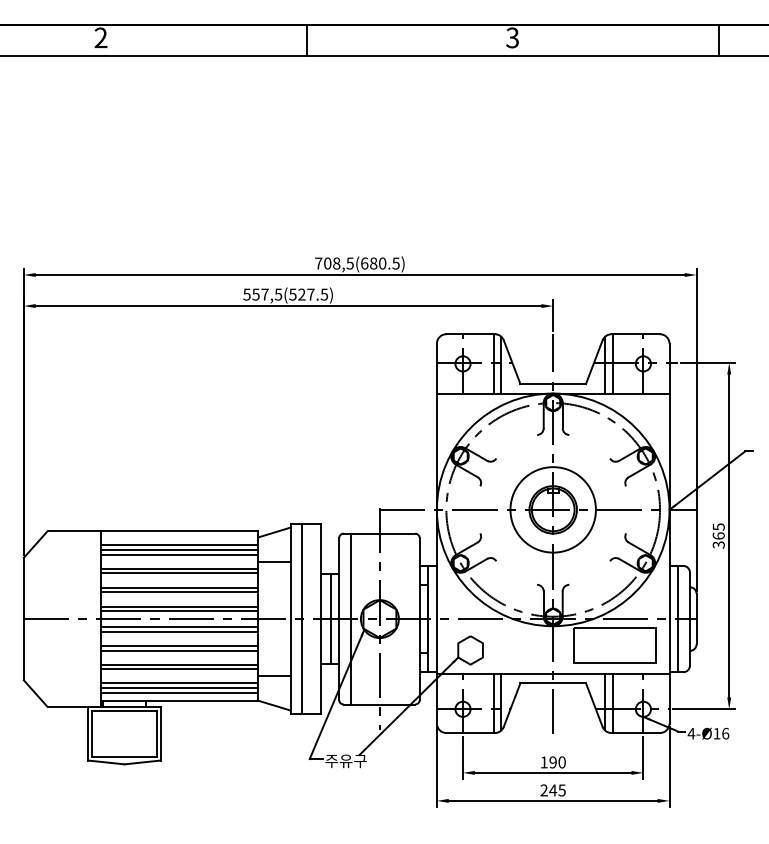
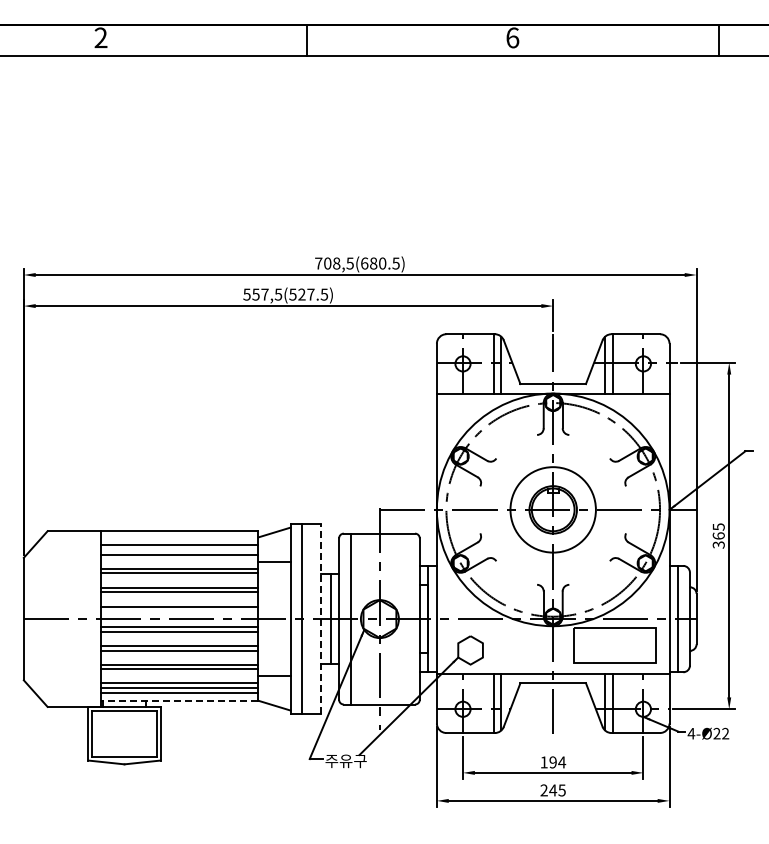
text: 3 -> 6 (512, 37)
line: present -> none (179, 550)
line: present -> none (179, 611)
line: solid -> dashed (321, 619)
line: solid -> dashed (179, 700)
text: 4-Ø16 -> 4-Ø22 (721, 733)
text: 190 -> 194 (562, 762)
